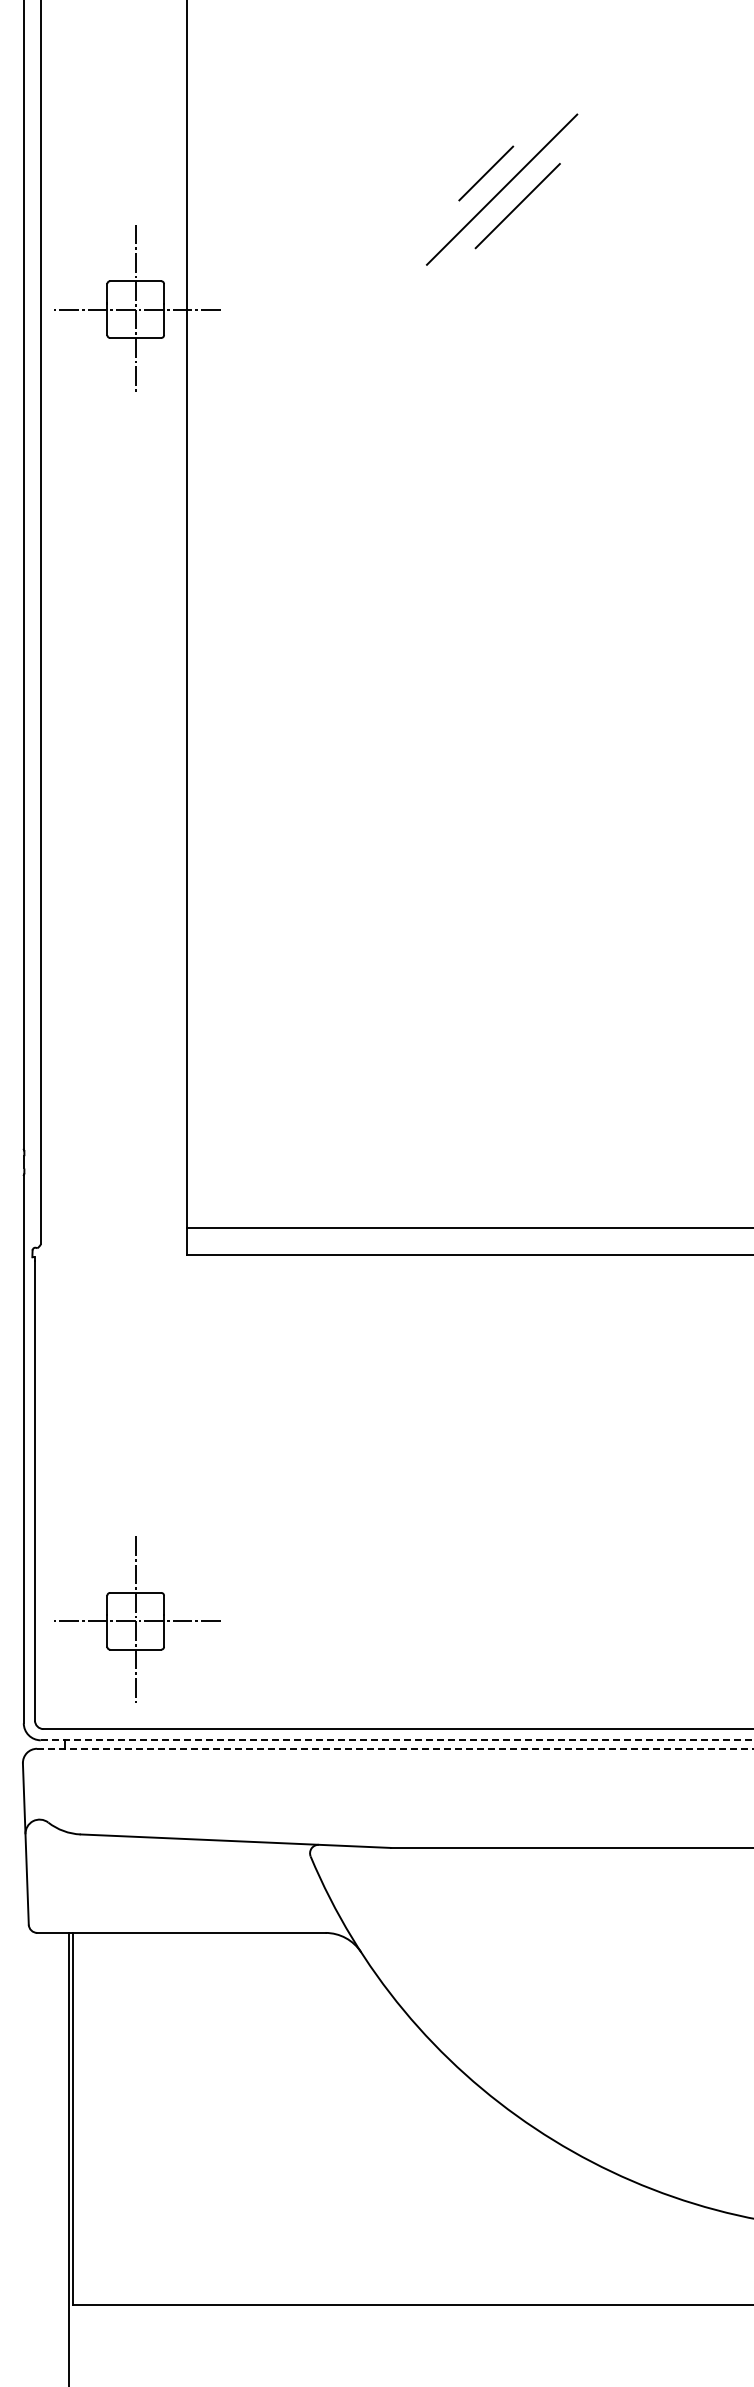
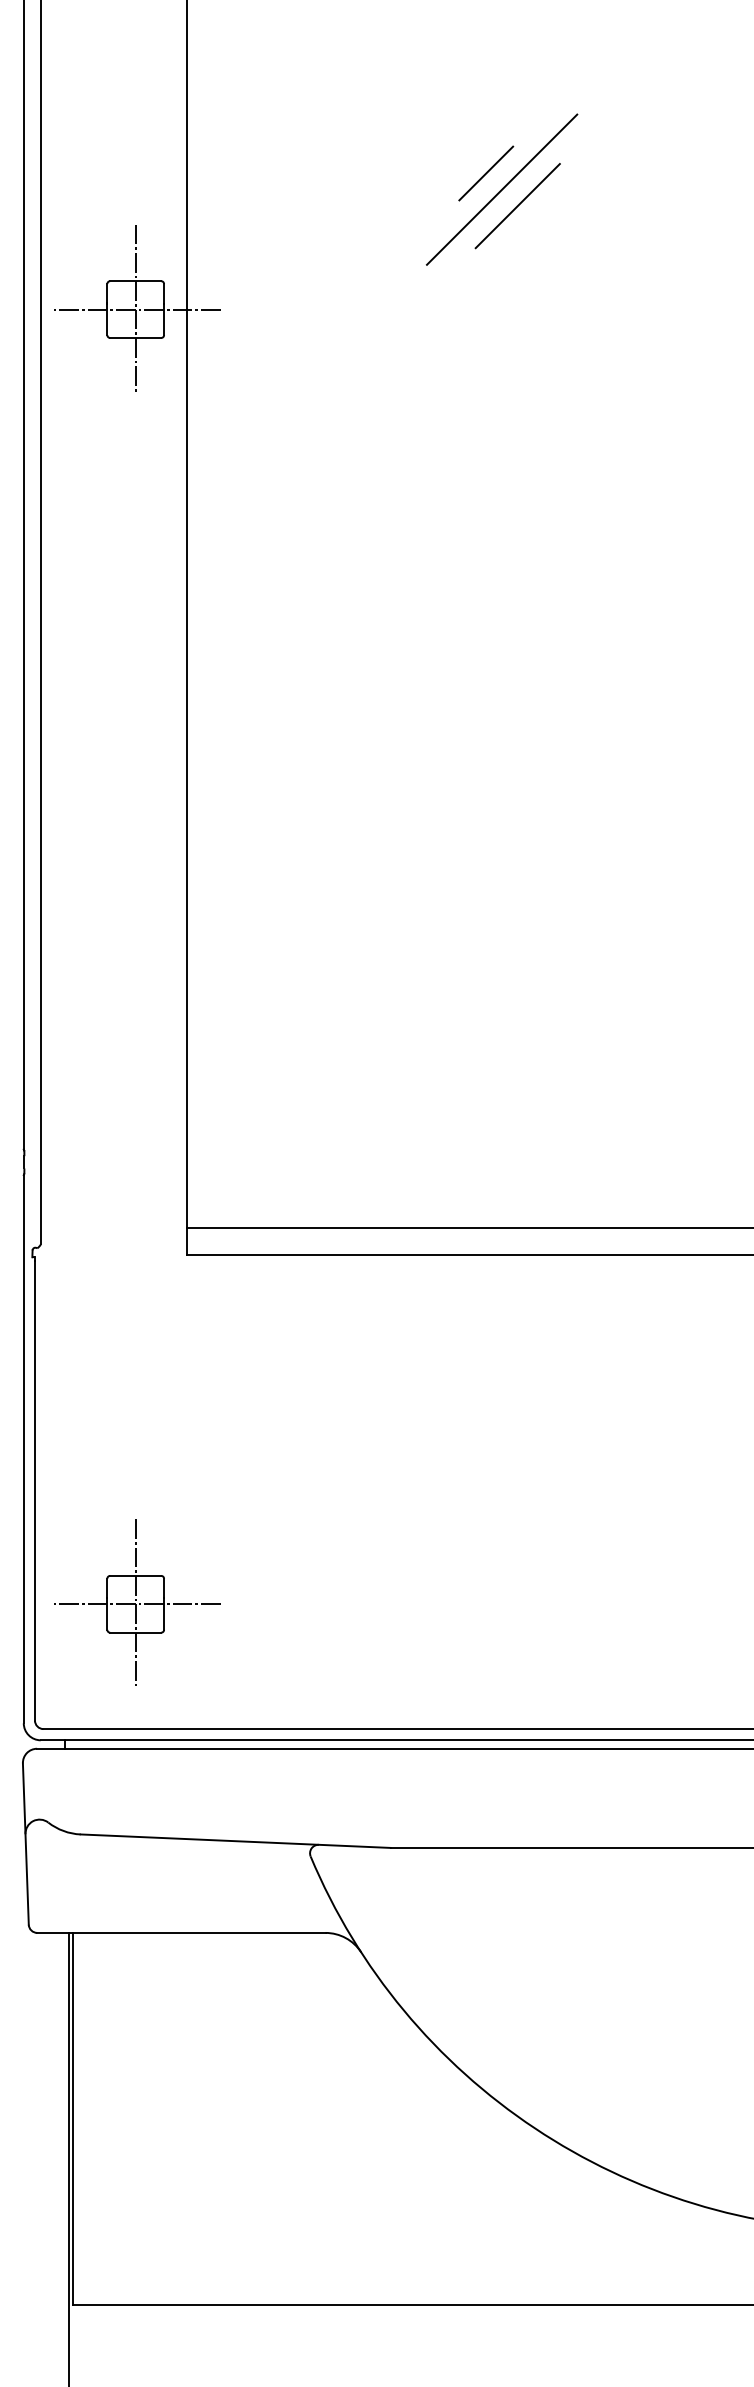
part position: (137, 1619) -> (137, 1602) (137, 1602)
line: dashed -> solid (397, 1740)
line: dashed -> solid (395, 1748)
